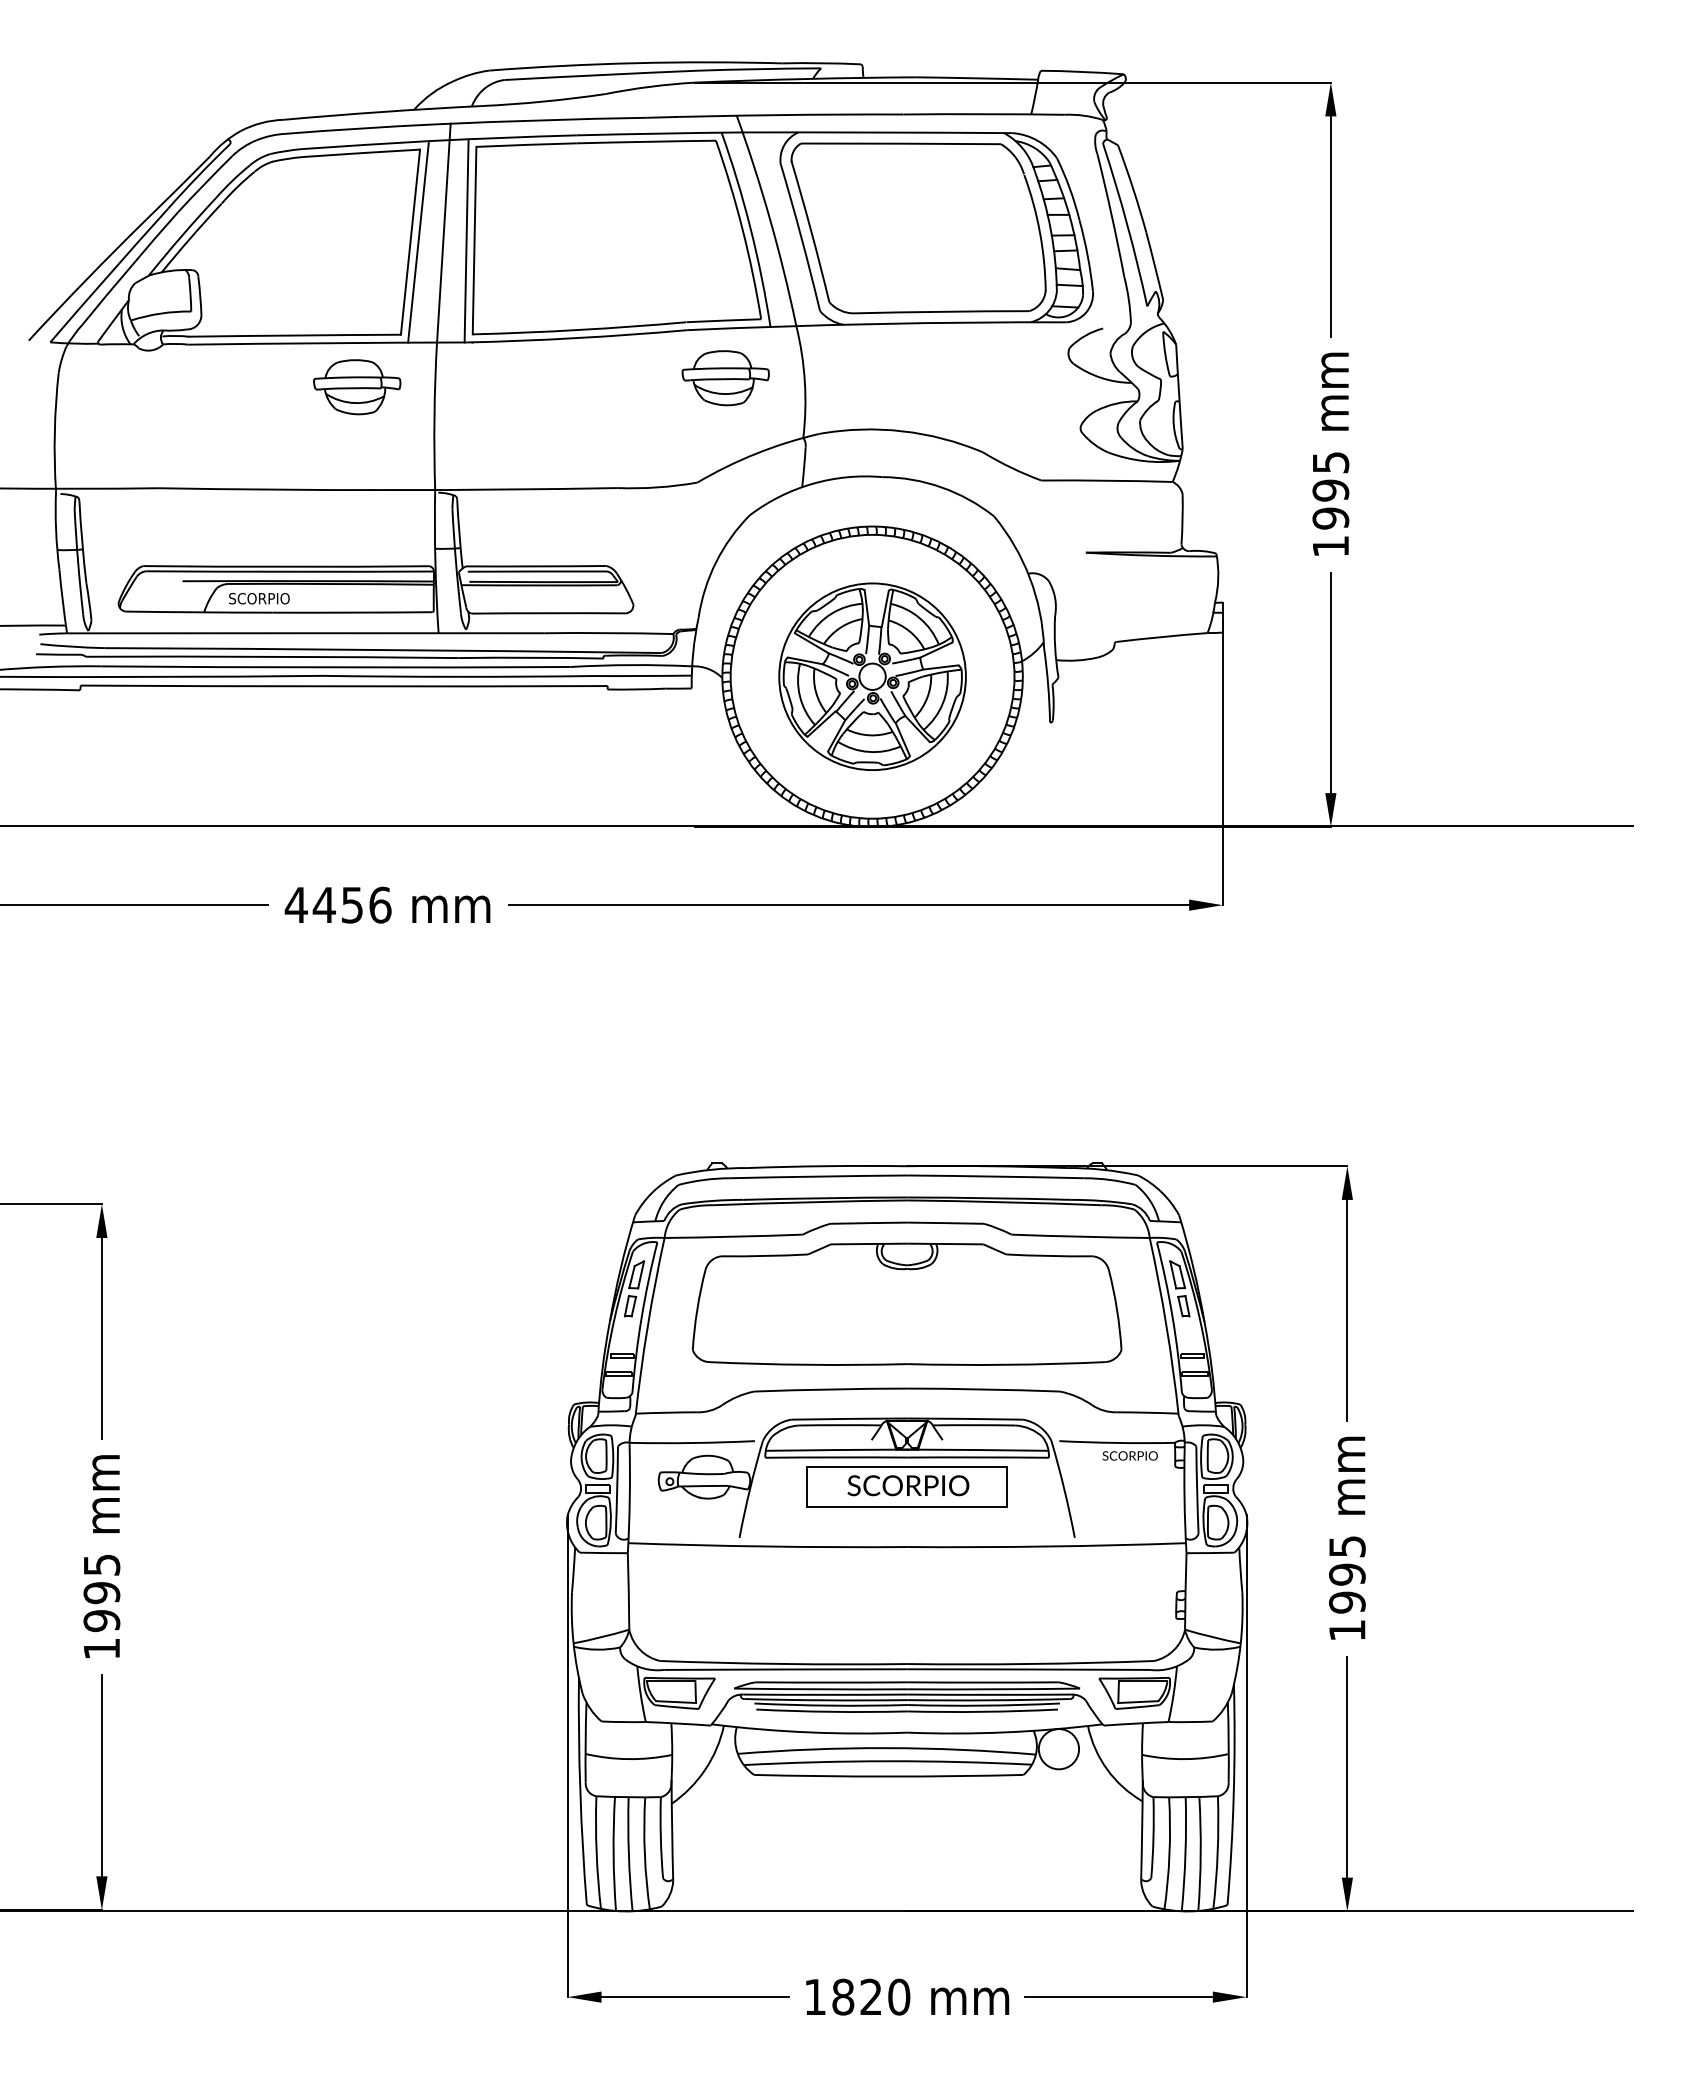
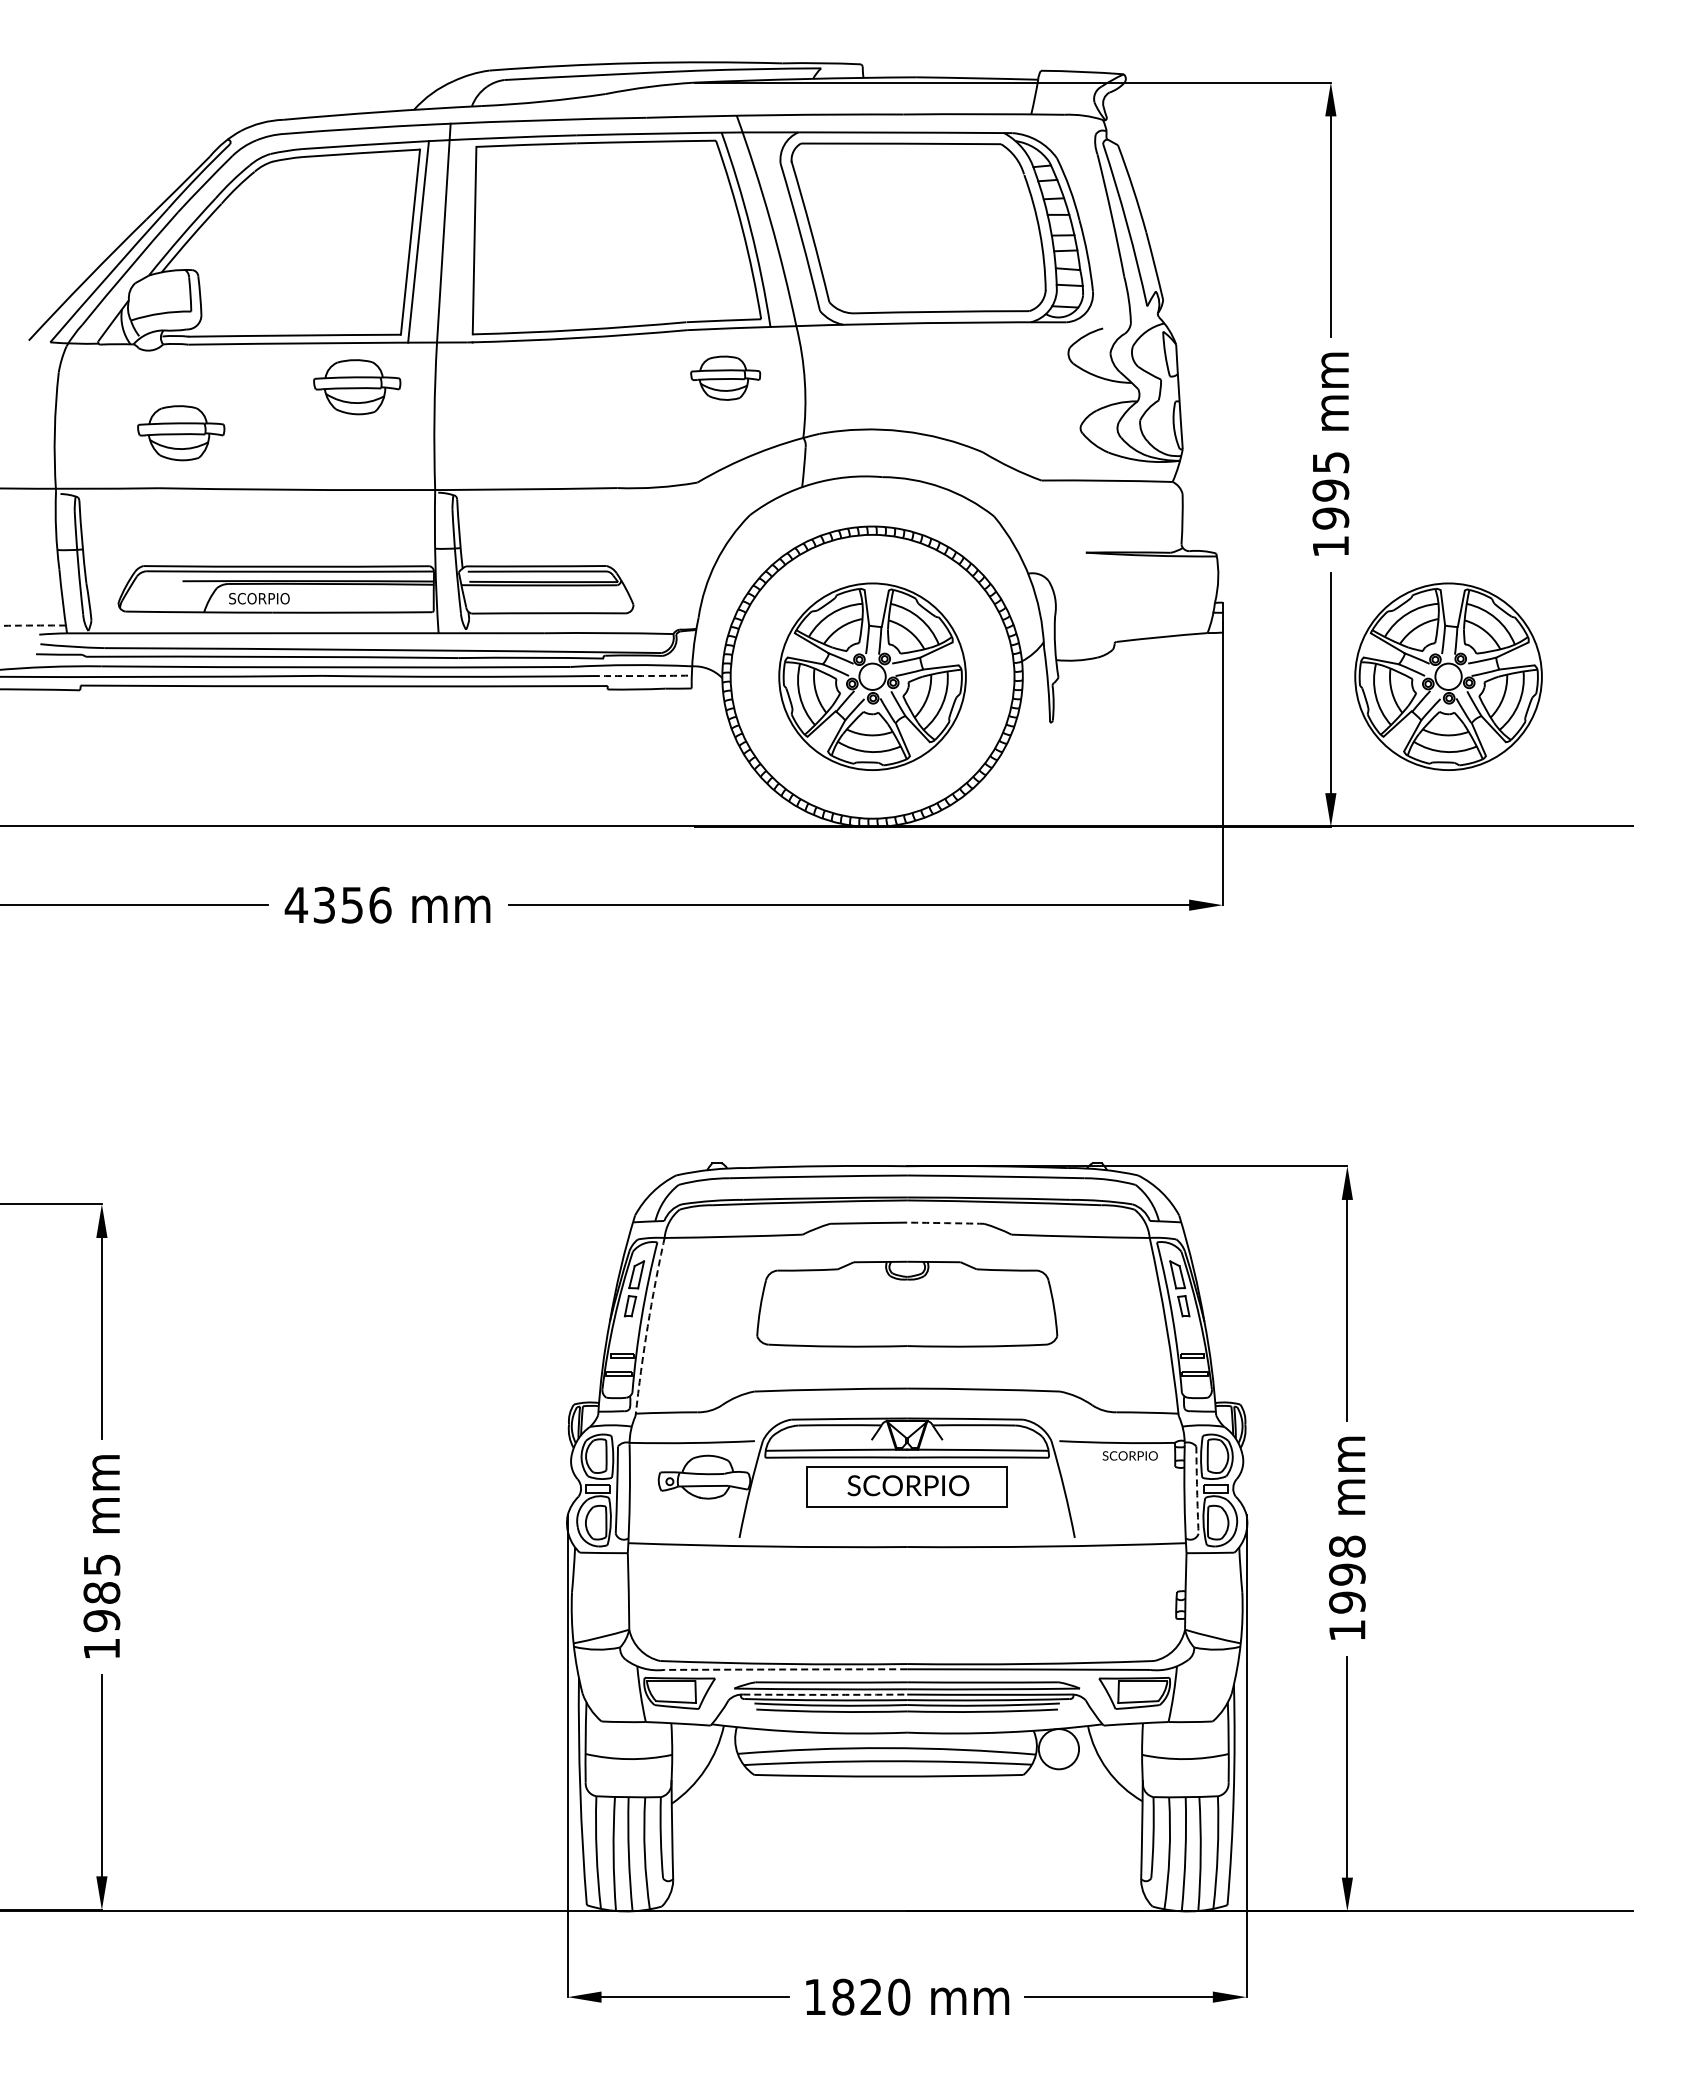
line: present -> none (466, 240)
part size: 89x57 px -> 72x46 px (725, 377)
part: none -> present (181, 433)
arc: solid -> dashed (32, 625)
arc: solid -> dashed (642, 676)
part: none -> present (1448, 676)
text: 4456 -> 4356 (323, 904)
arc: solid -> dashed (945, 1223)
part size: 431x124 px -> 303x88 px (907, 1303)
arc: solid -> dashed (647, 1326)
arc: solid -> dashed (1197, 1490)
text: 1995 -> 1998 (1347, 1546)
text: 1995 -> 1985 (101, 1593)
arc: solid -> dashed (785, 1669)
arc: solid -> dashed (825, 1694)
